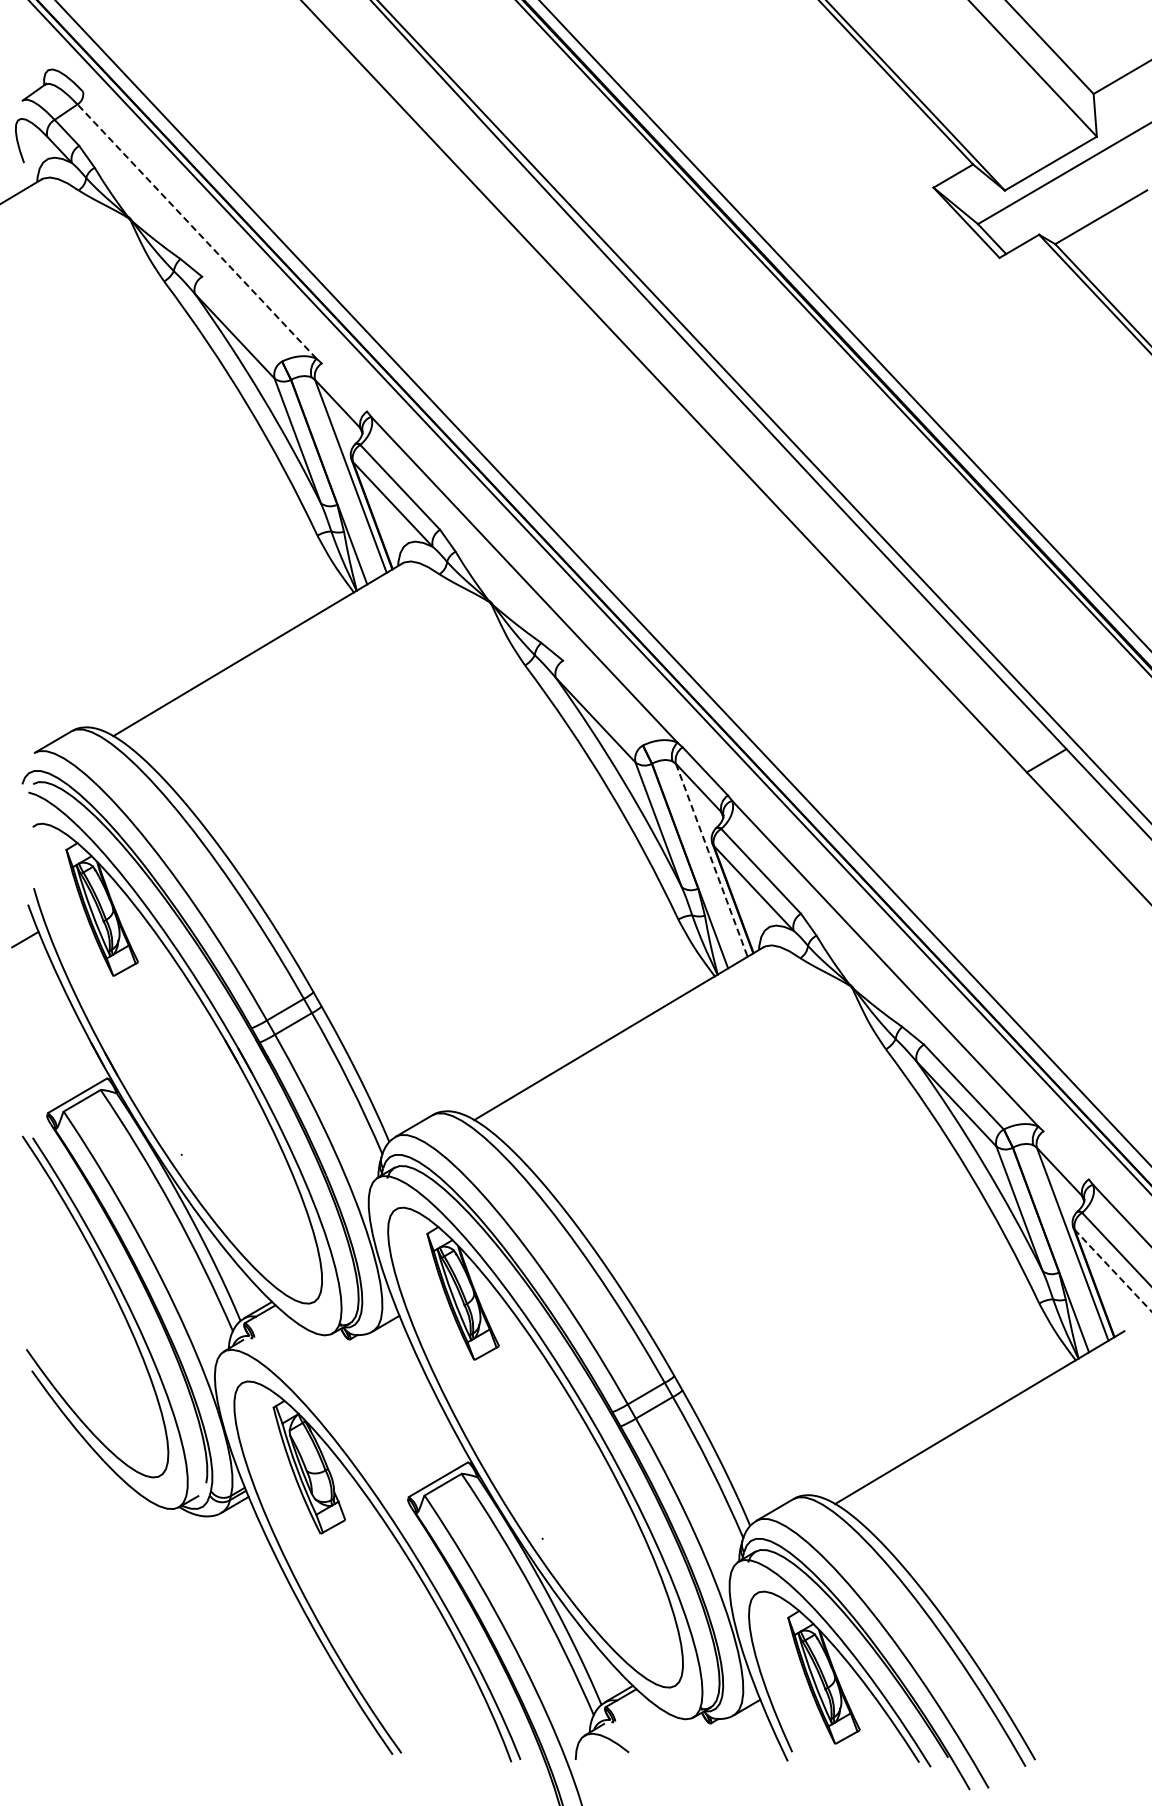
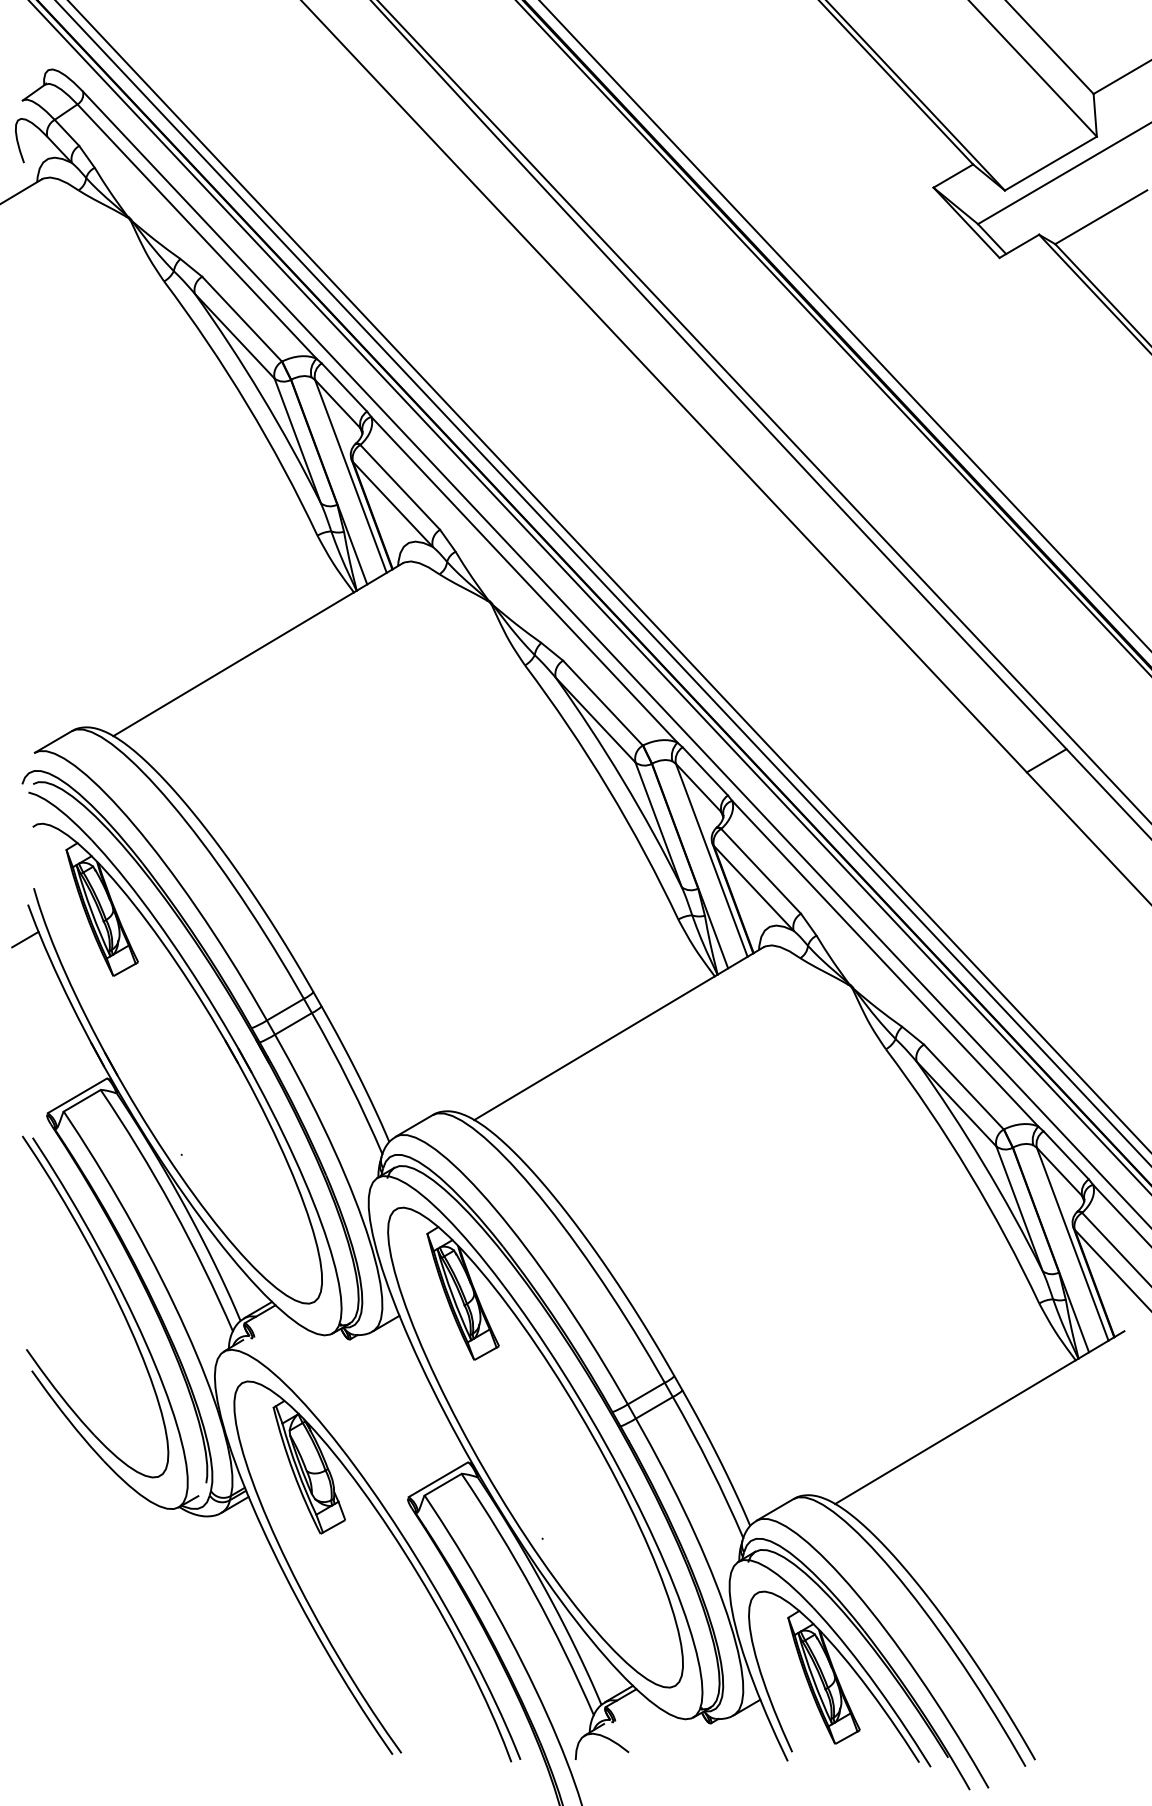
line: dashed -> solid (197, 231)
line: none -> present (242, 318)
line: none -> present (344, 387)
line: none -> present (608, 576)
line: none -> present (615, 658)
line: none -> present (602, 702)
line: dashed -> solid (711, 860)
line: none -> present (1065, 1155)
line: dashed -> solid (1112, 1270)
